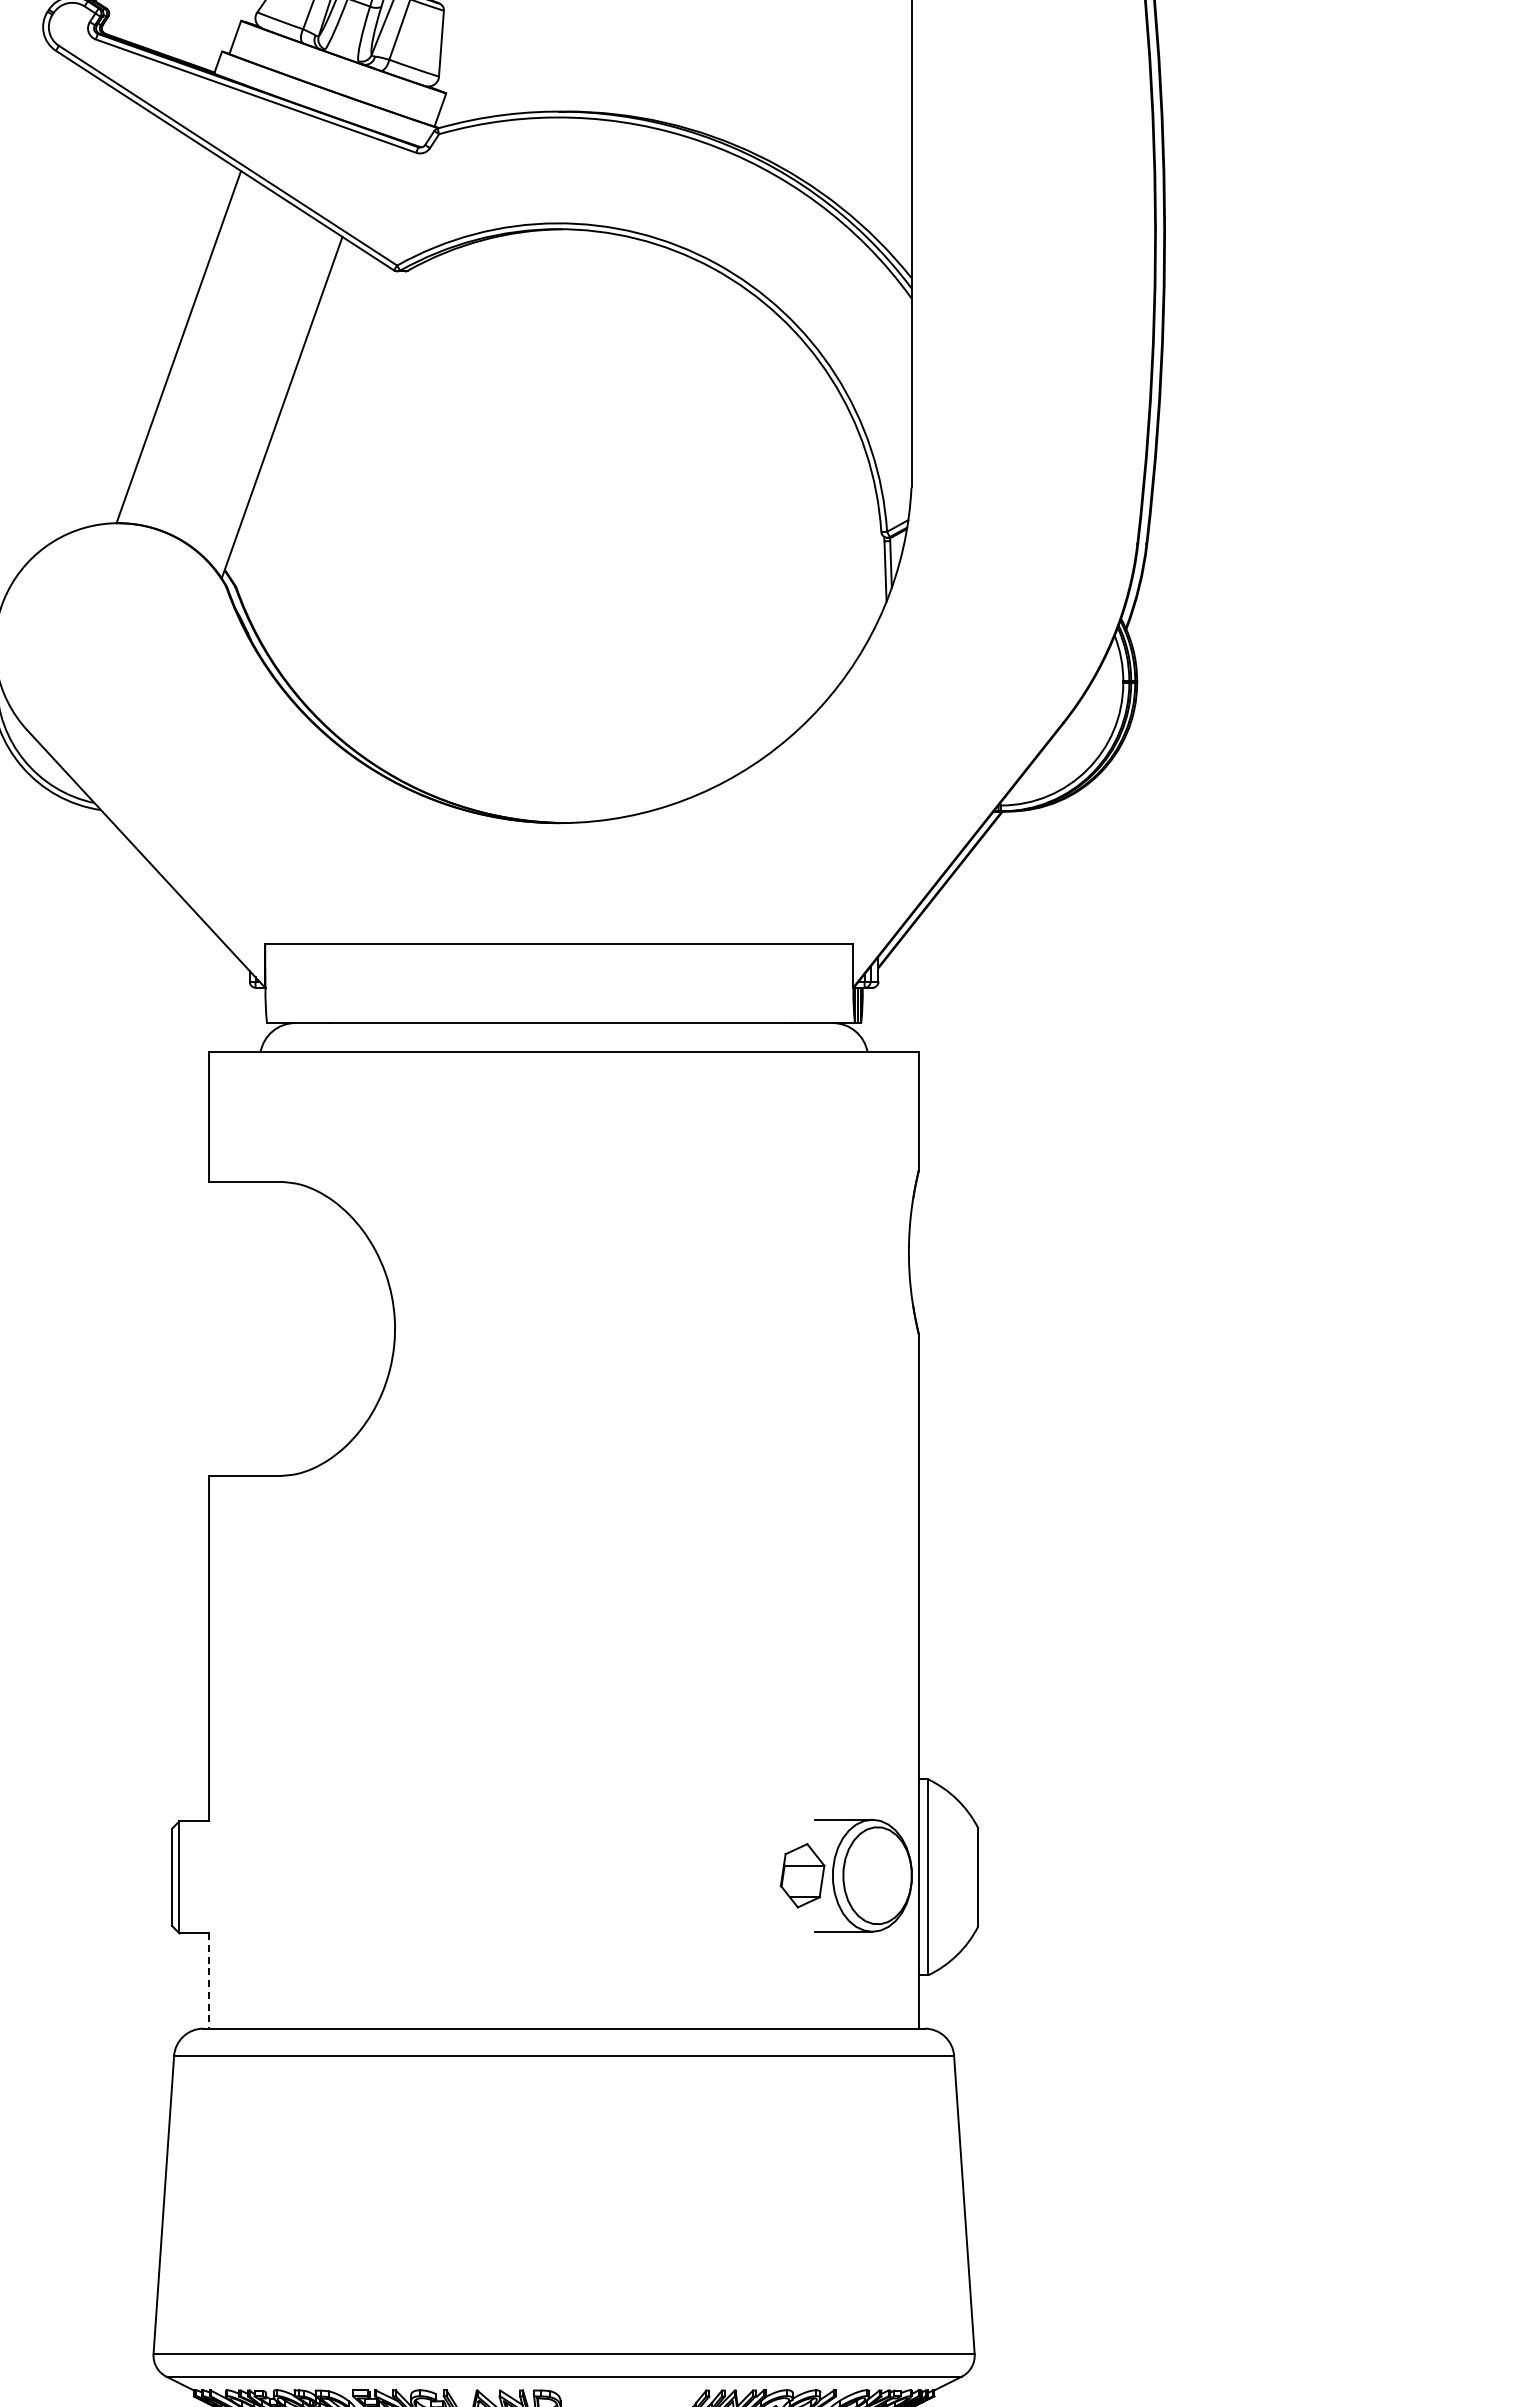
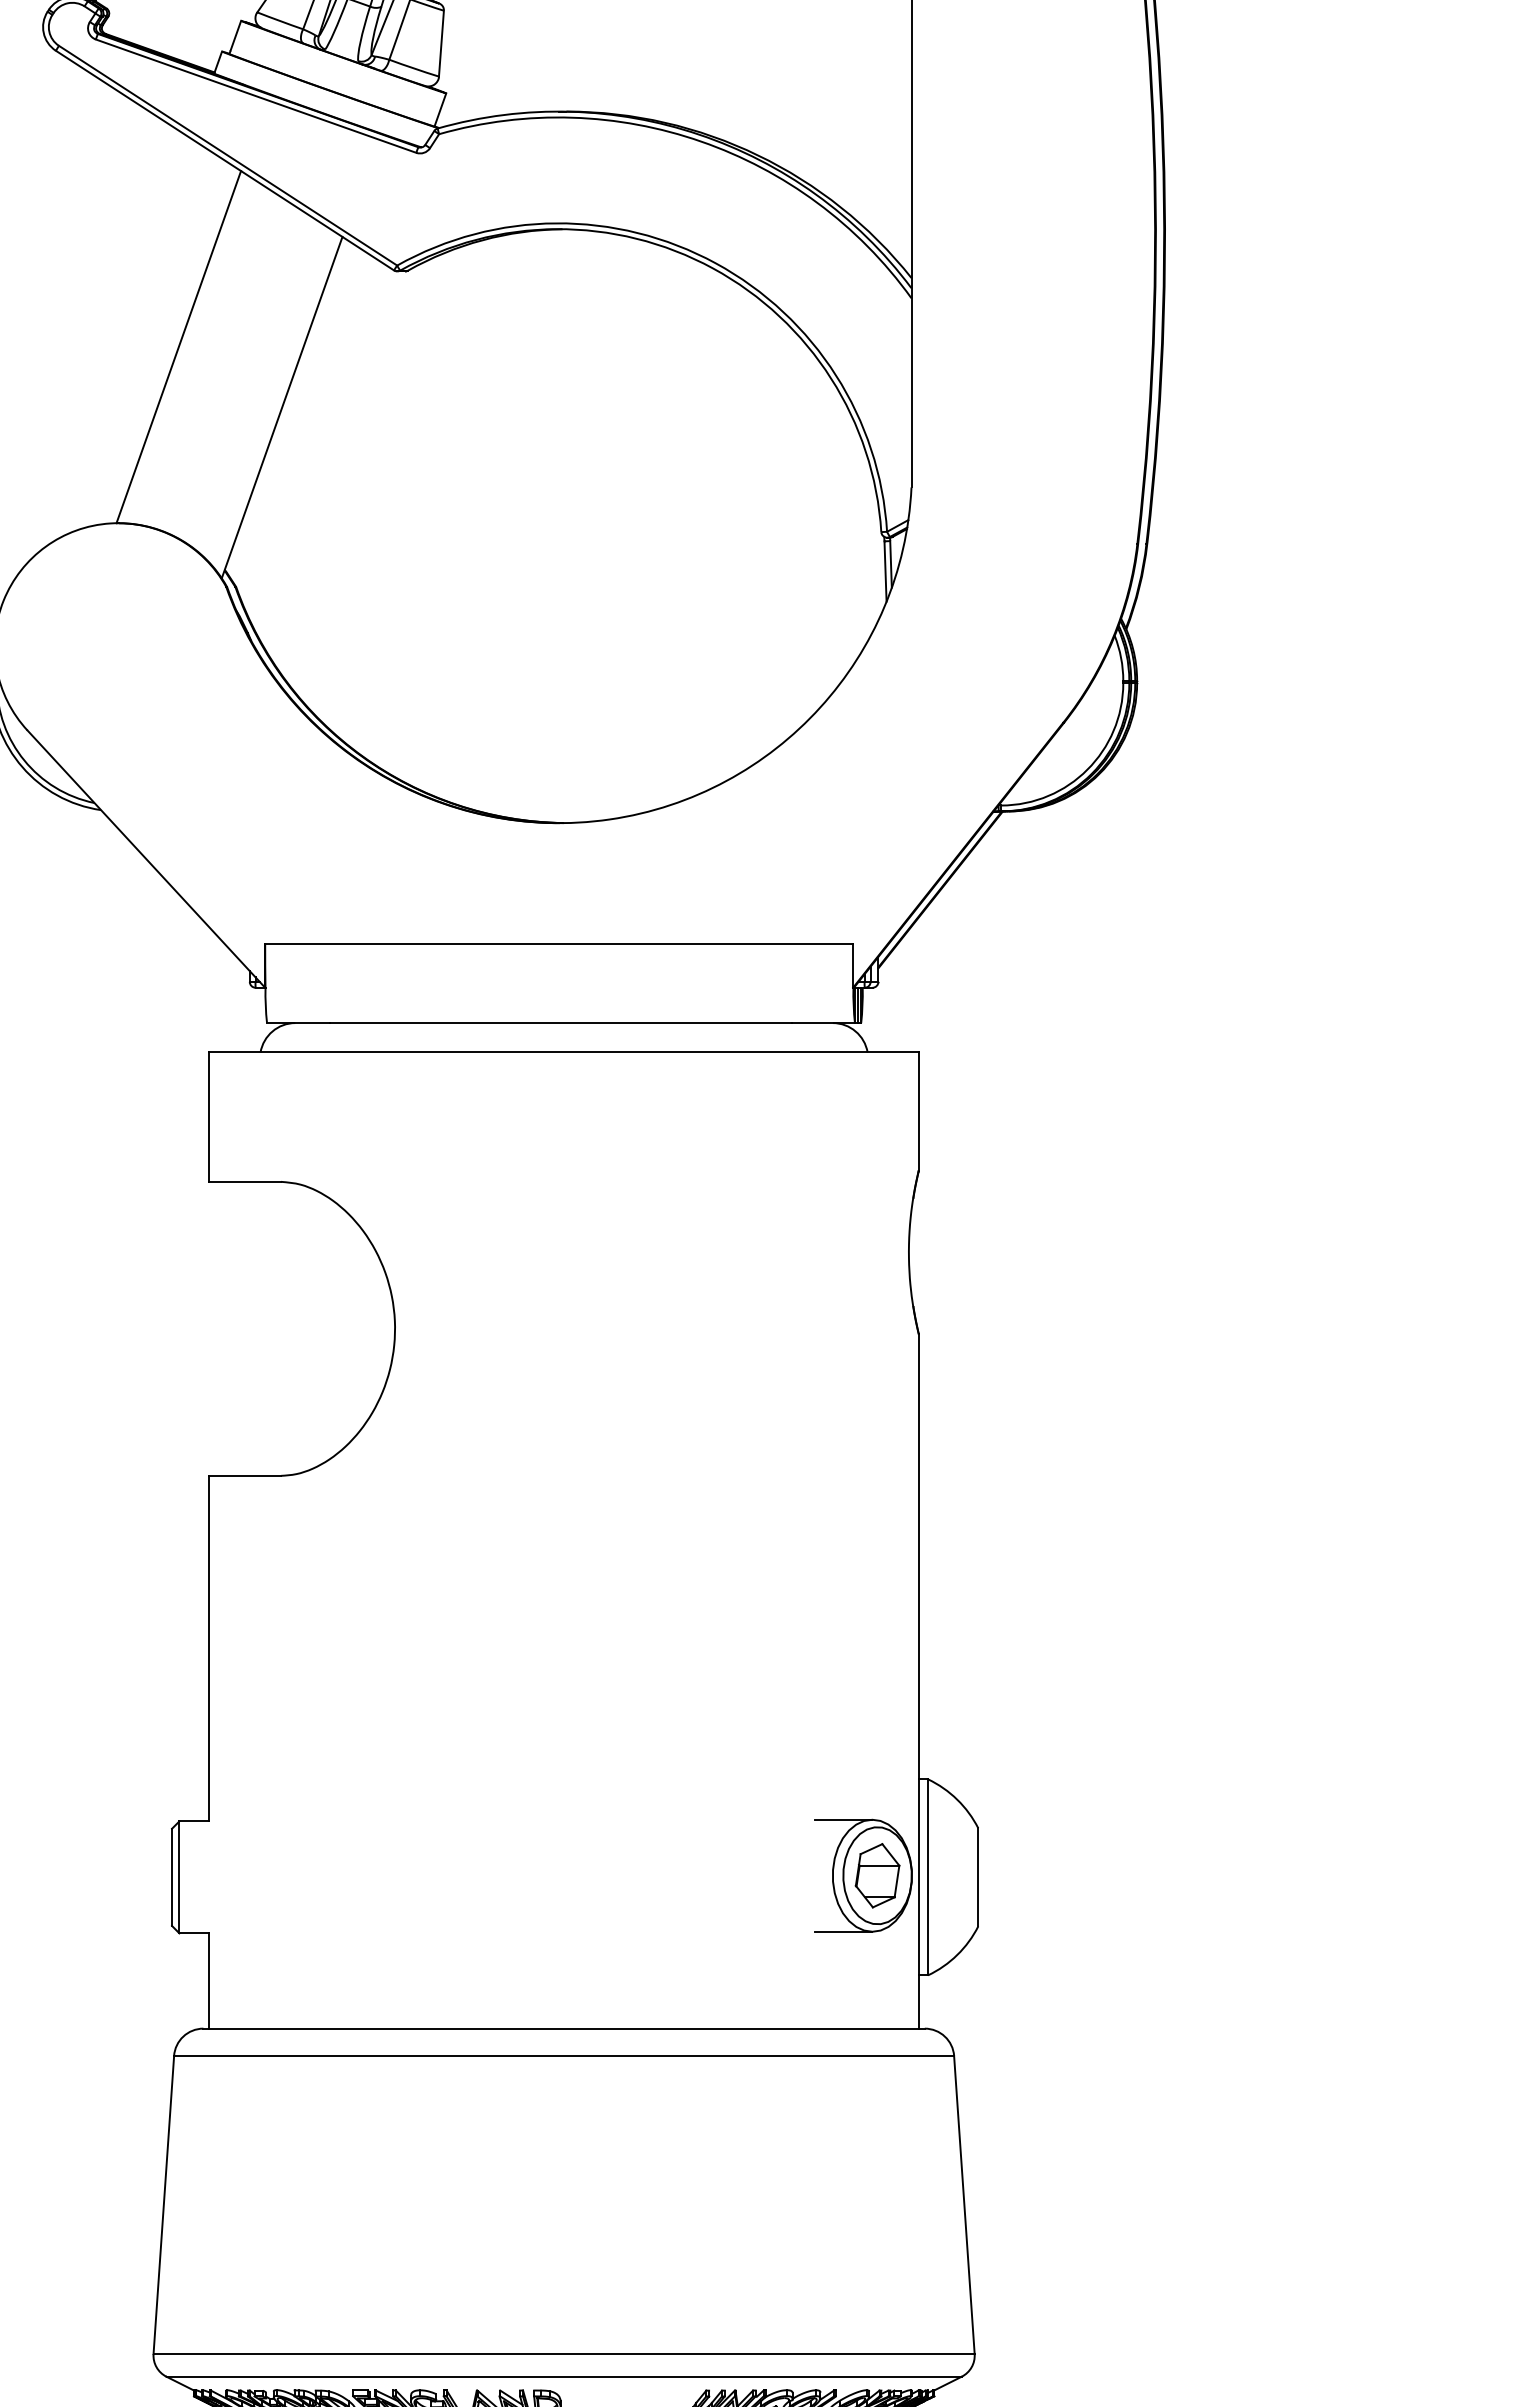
part position: (802, 1875) -> (877, 1875) (877, 1875)
line: dashed -> solid (209, 1981)
